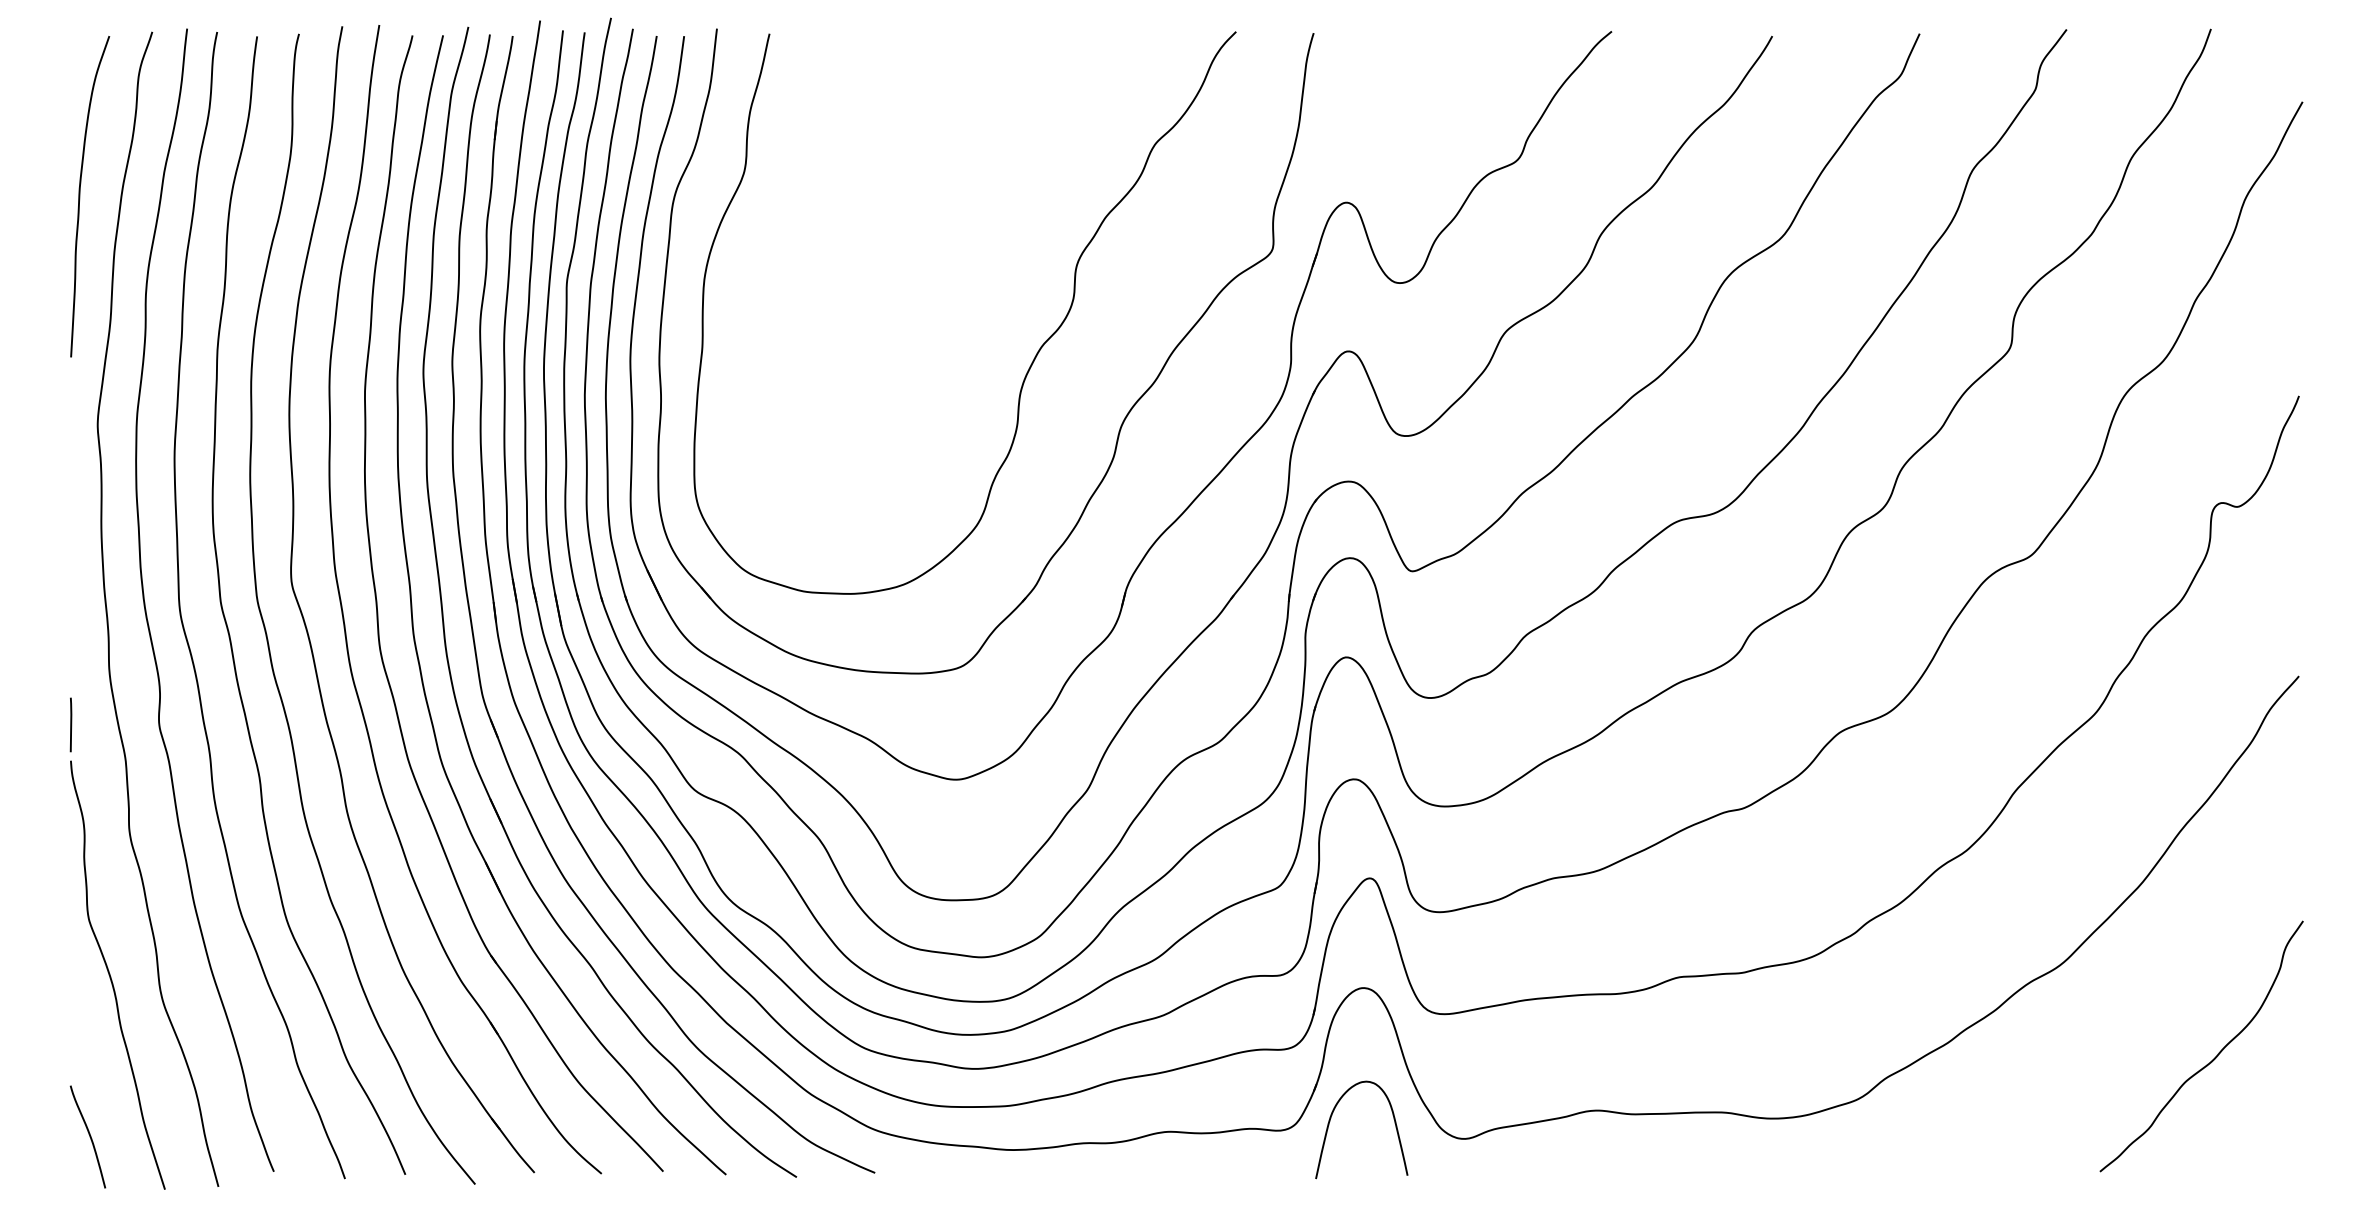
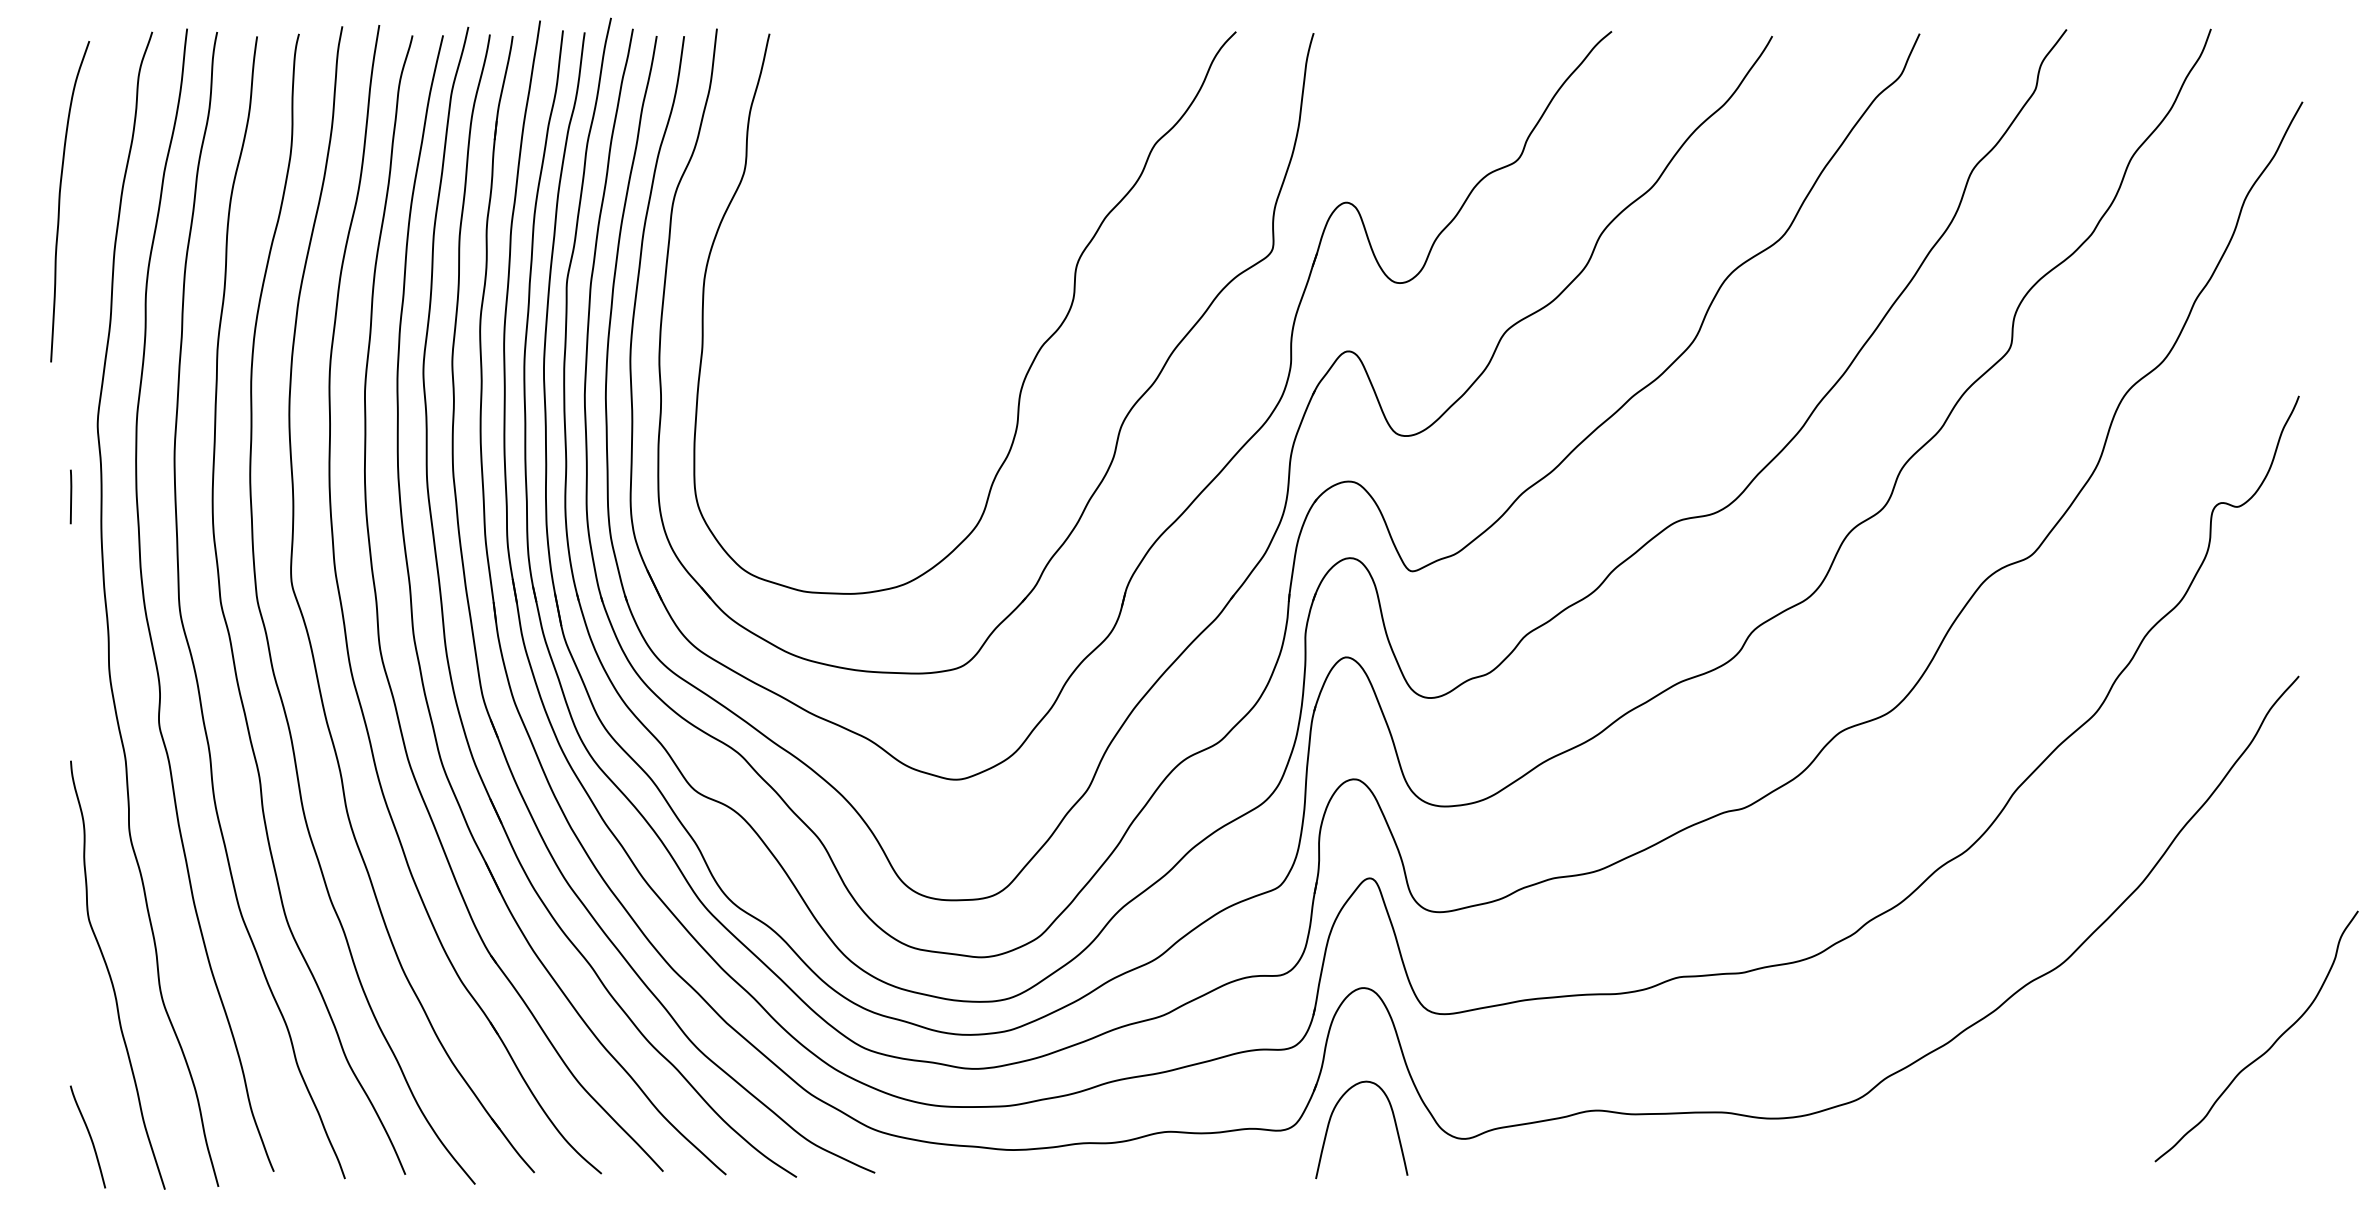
curve position: (80, 196) -> (60, 201) (60, 201)
line position: (70, 724) -> (70, 496) (70, 496)
curve position: (2213, 1058) -> (2268, 1048) (2268, 1048)
